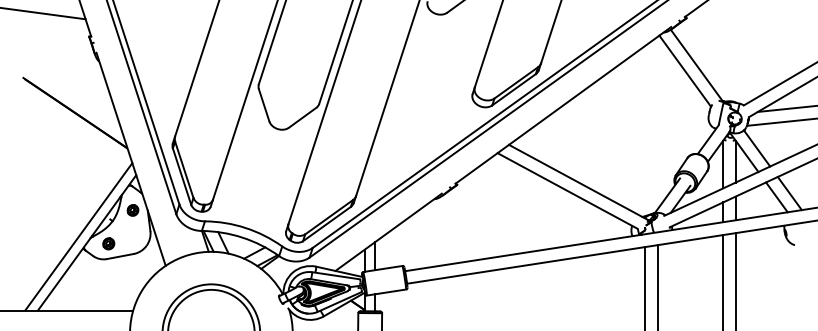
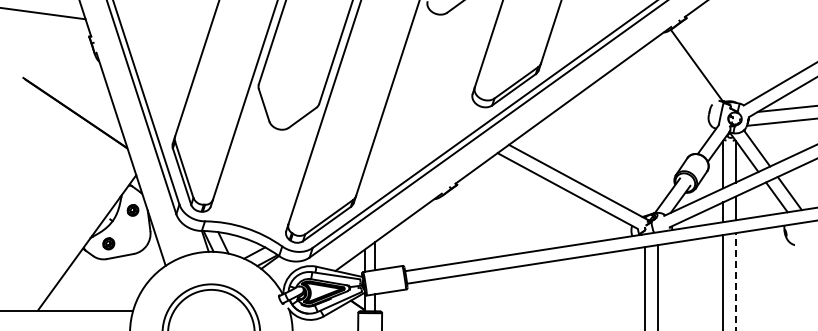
line: present -> none (685, 70)
line: present -> none (78, 236)
line: solid -> dashed (735, 281)
